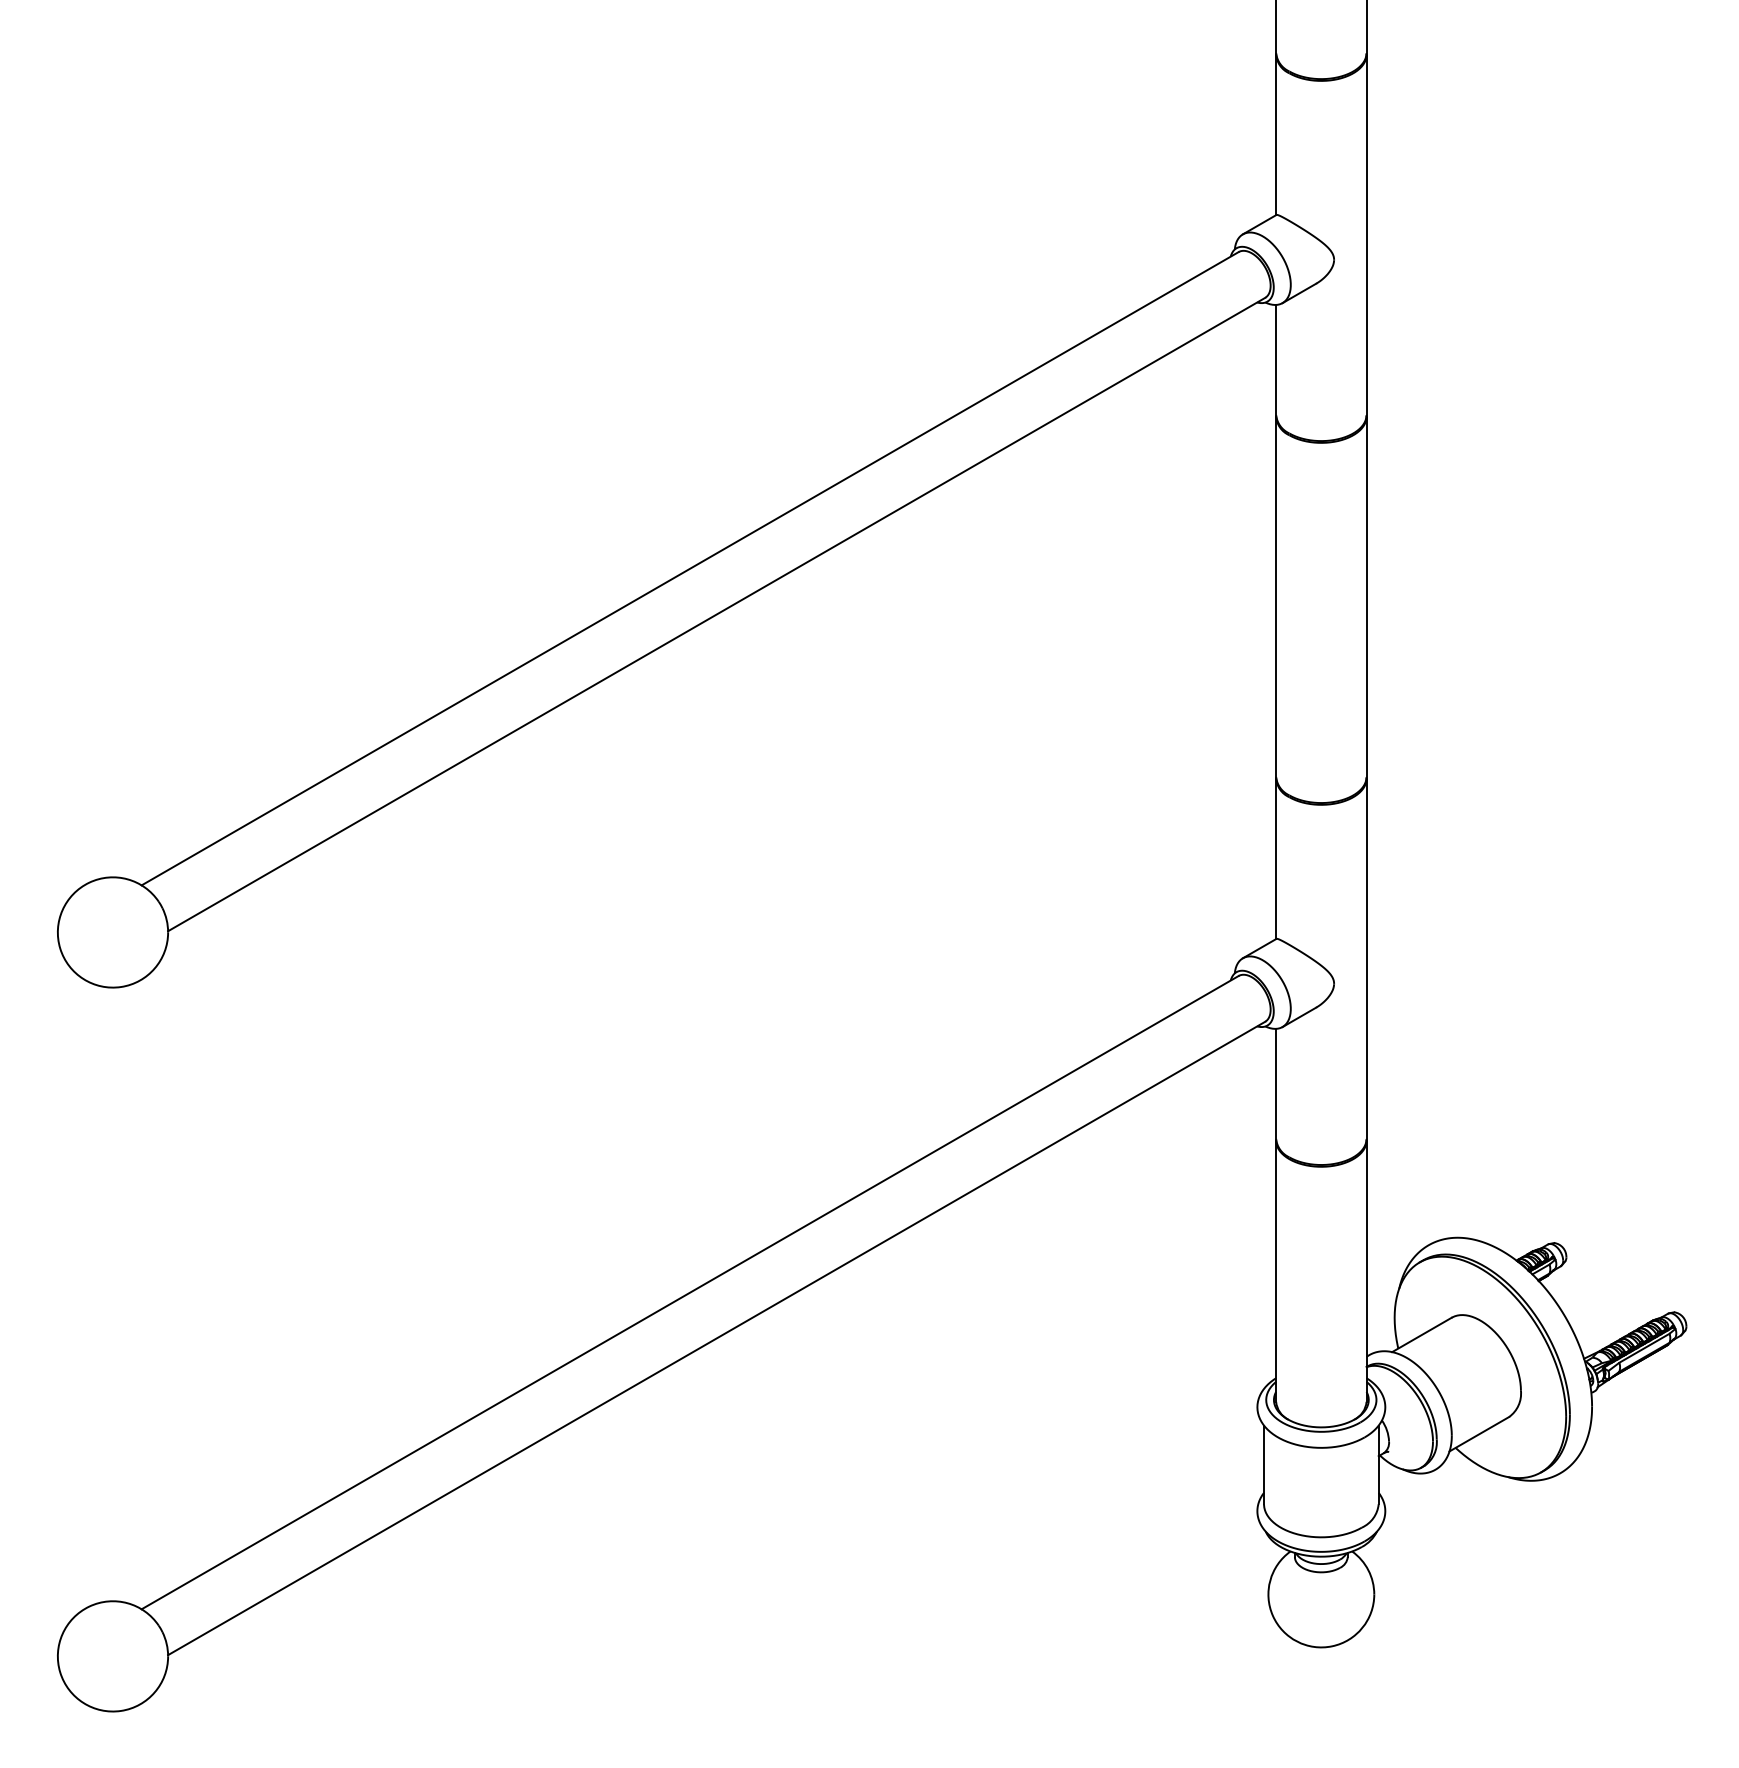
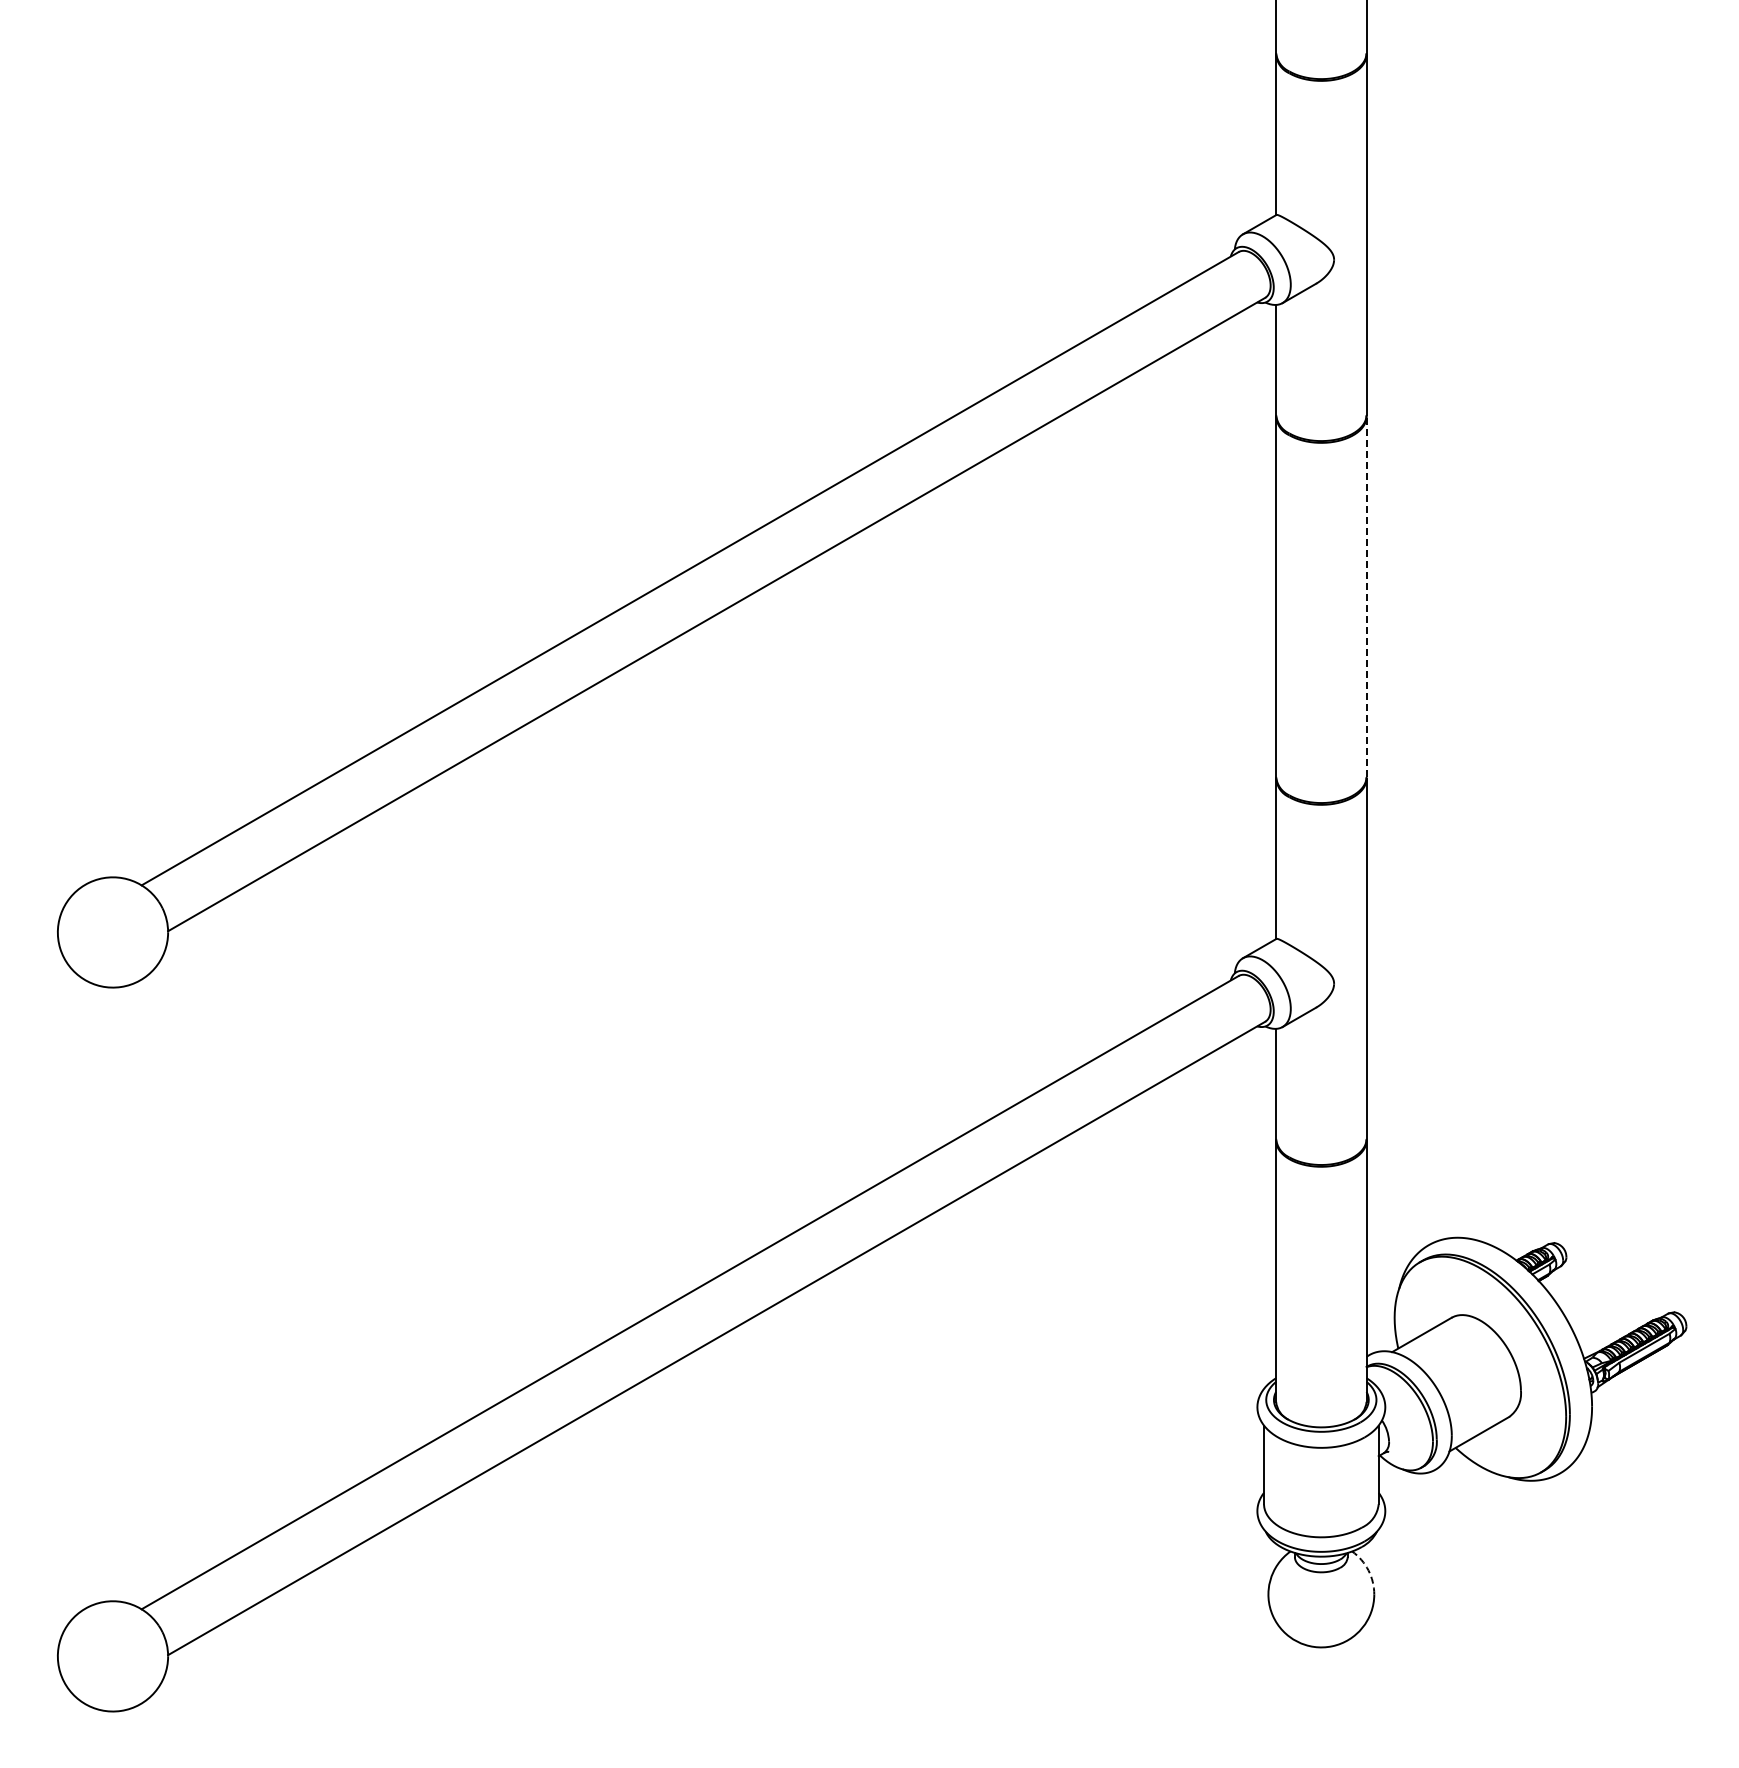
line: solid -> dashed (1366, 596)
arc: solid -> dashed (1368, 1570)
